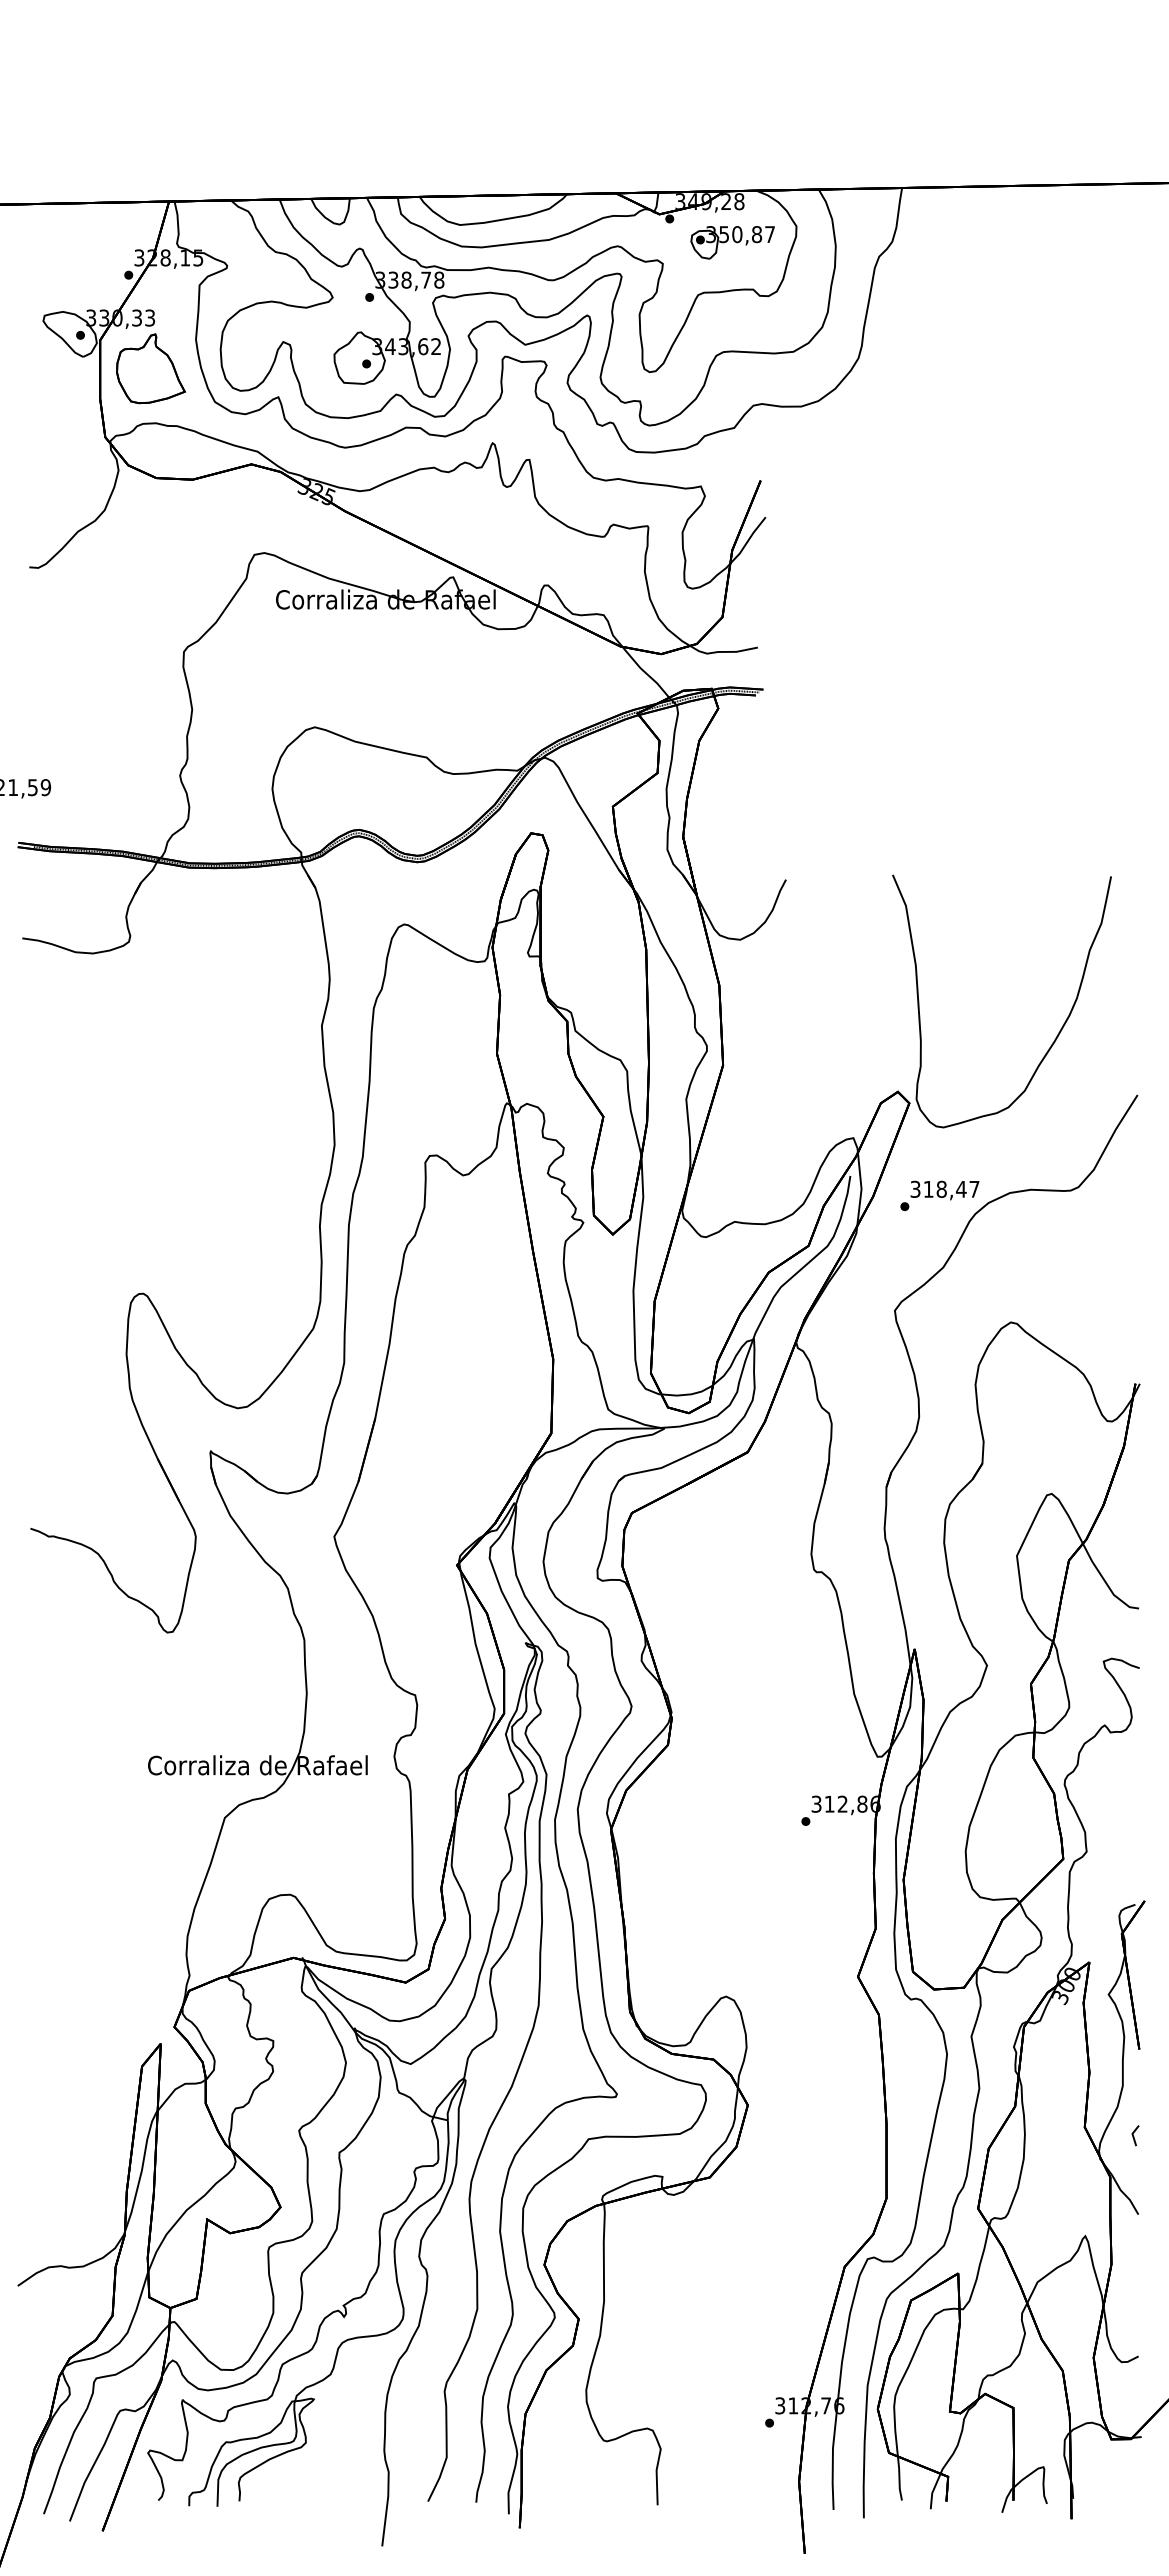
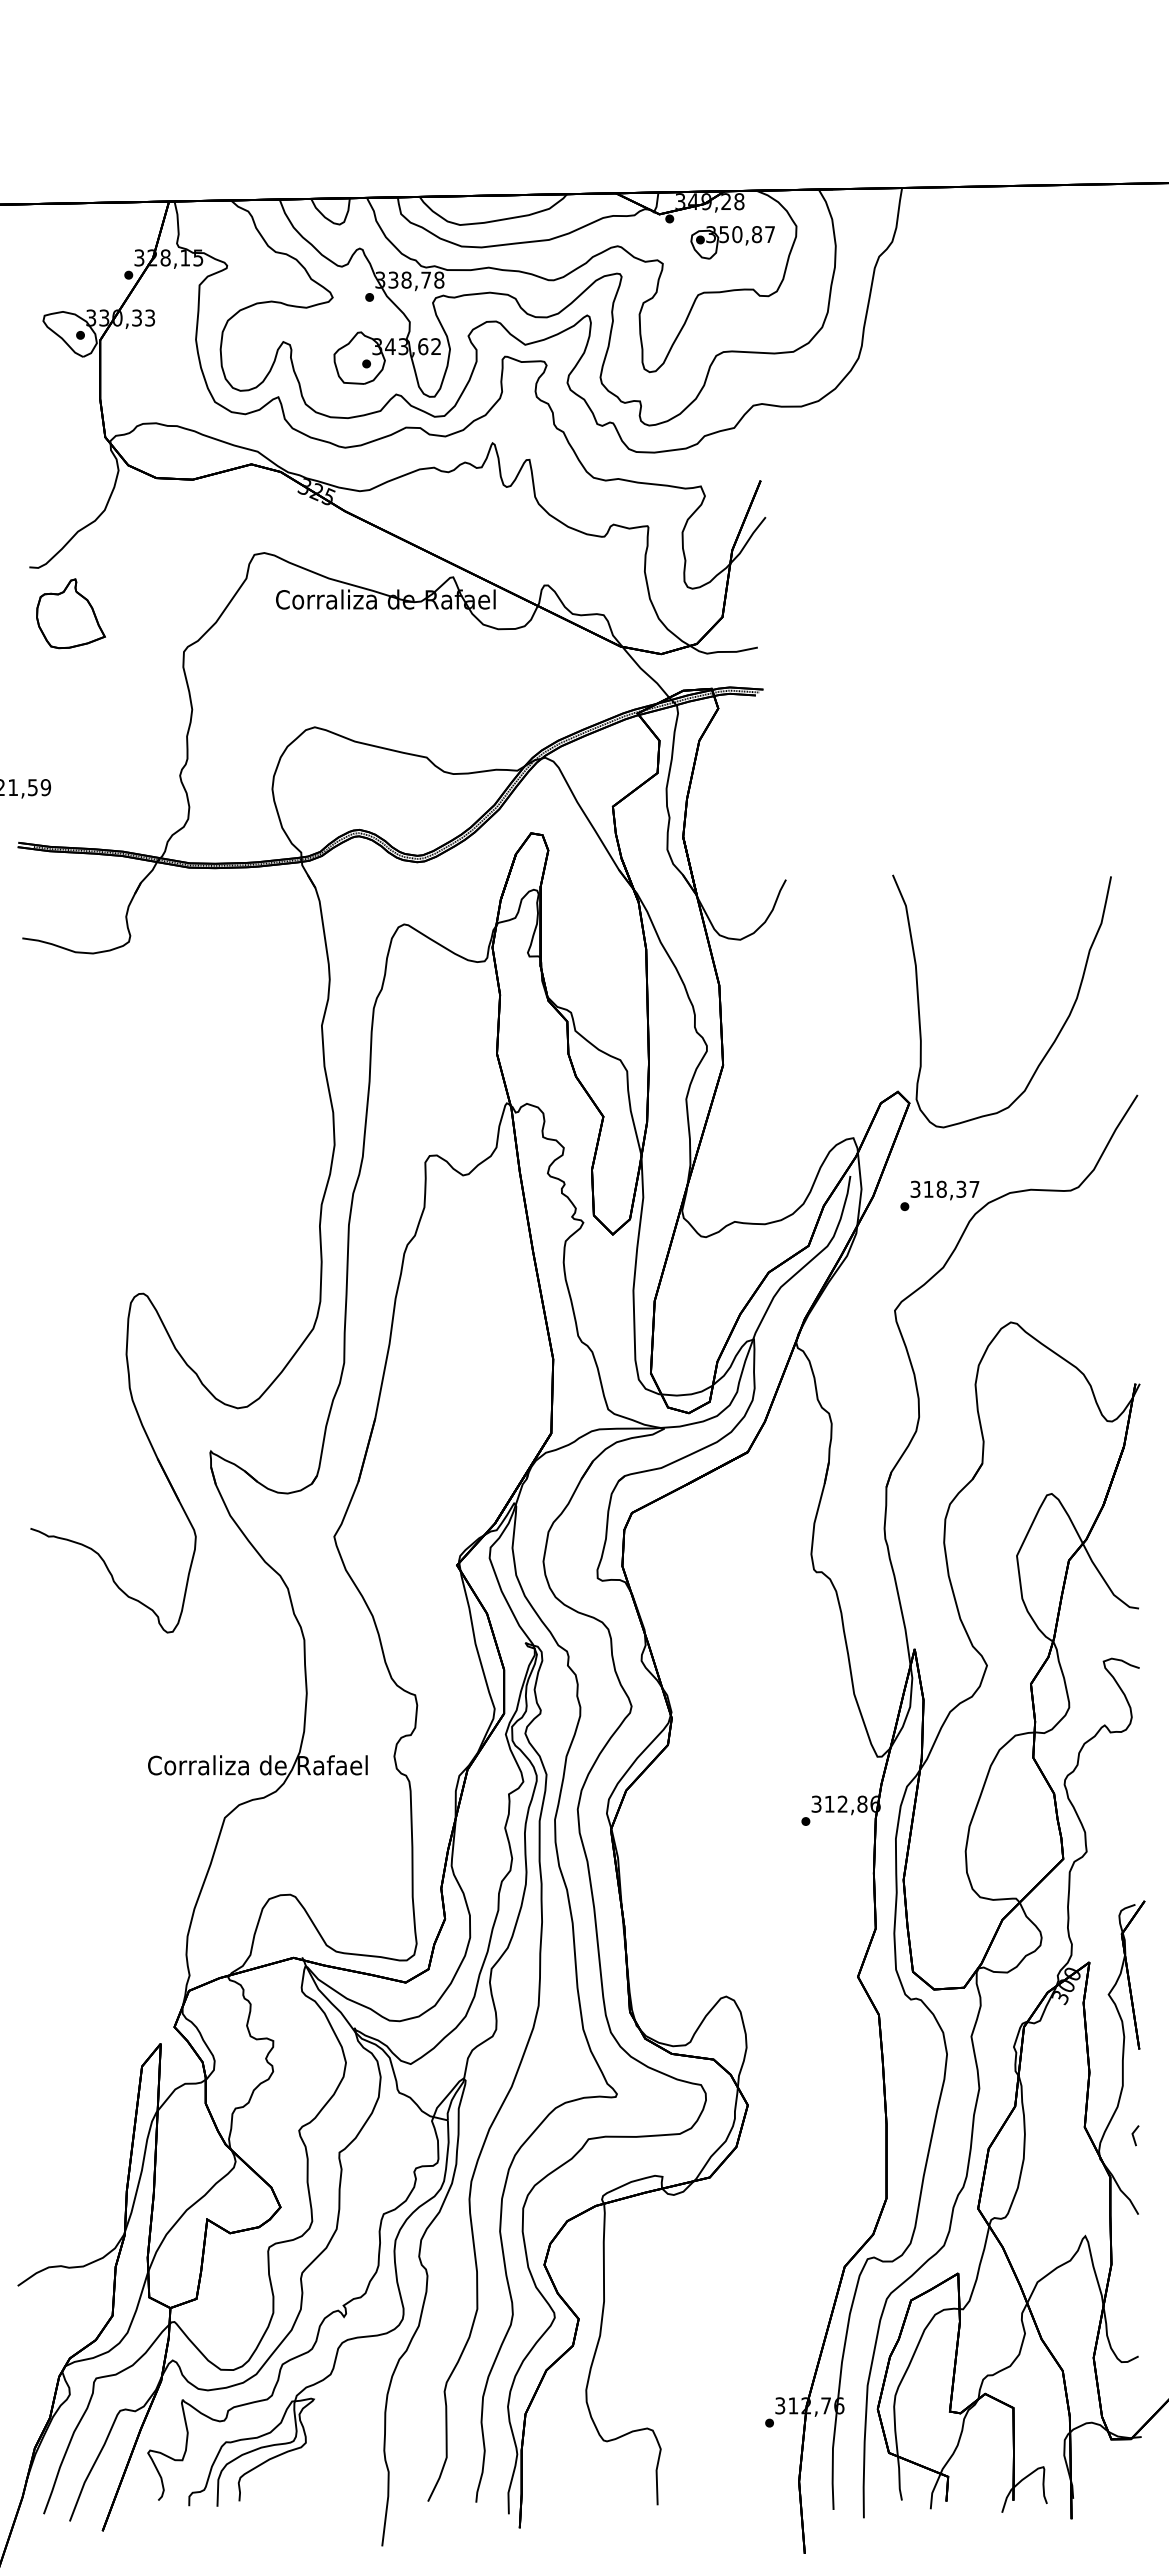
part position: (150, 368) -> (70, 613) (70, 613)
text: 318,47 -> 318,37 (961, 1188)
